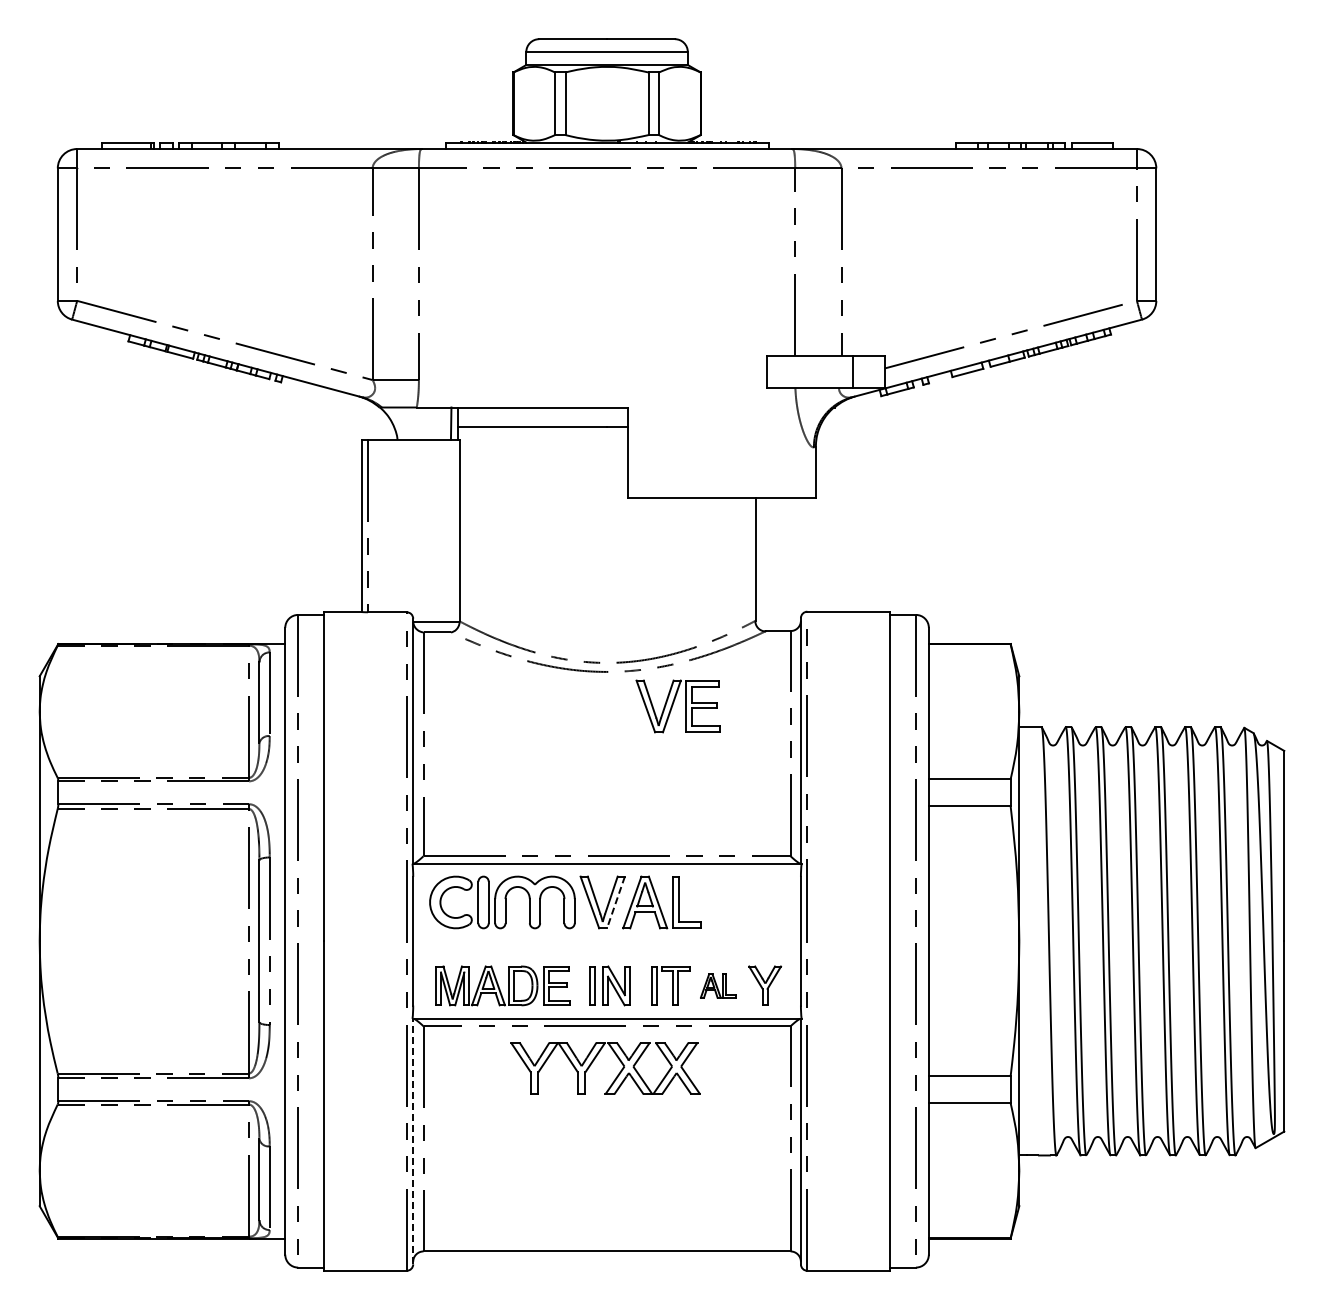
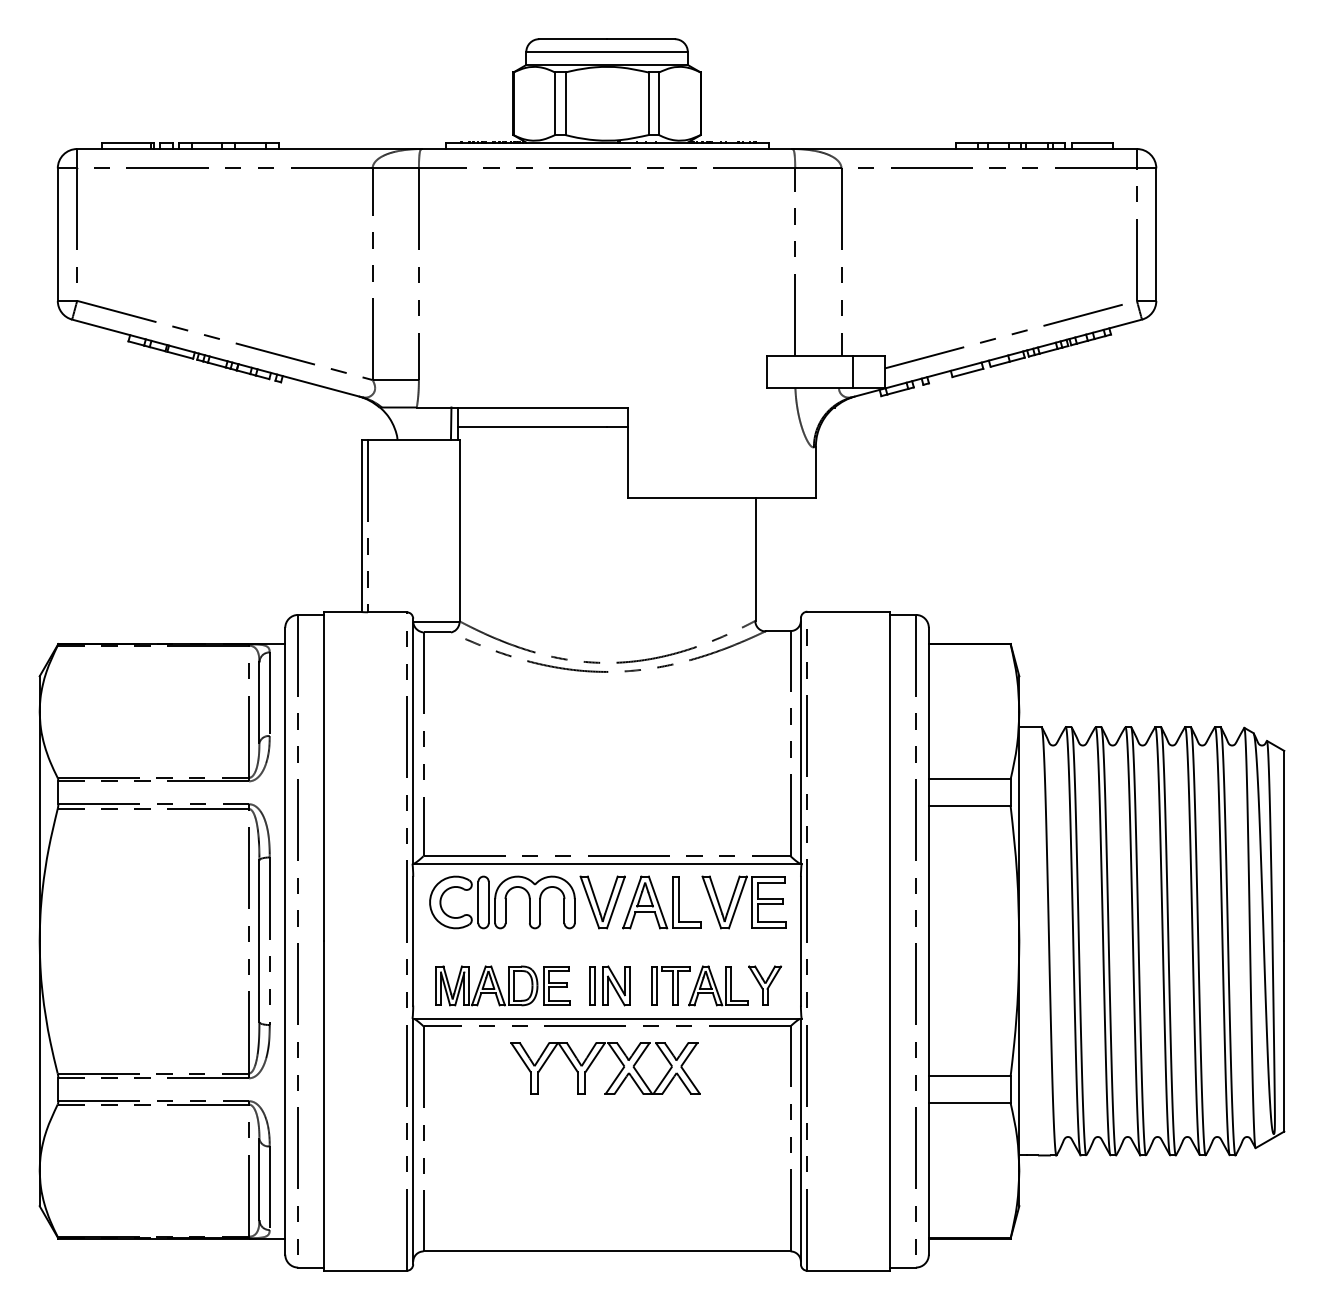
part position: (677, 706) -> (743, 902) (743, 902)
line: dashed -> solid (615, 902)
part size: 37x26 px -> 61x42 px (718, 985)
line: dashed -> solid (413, 1141)
